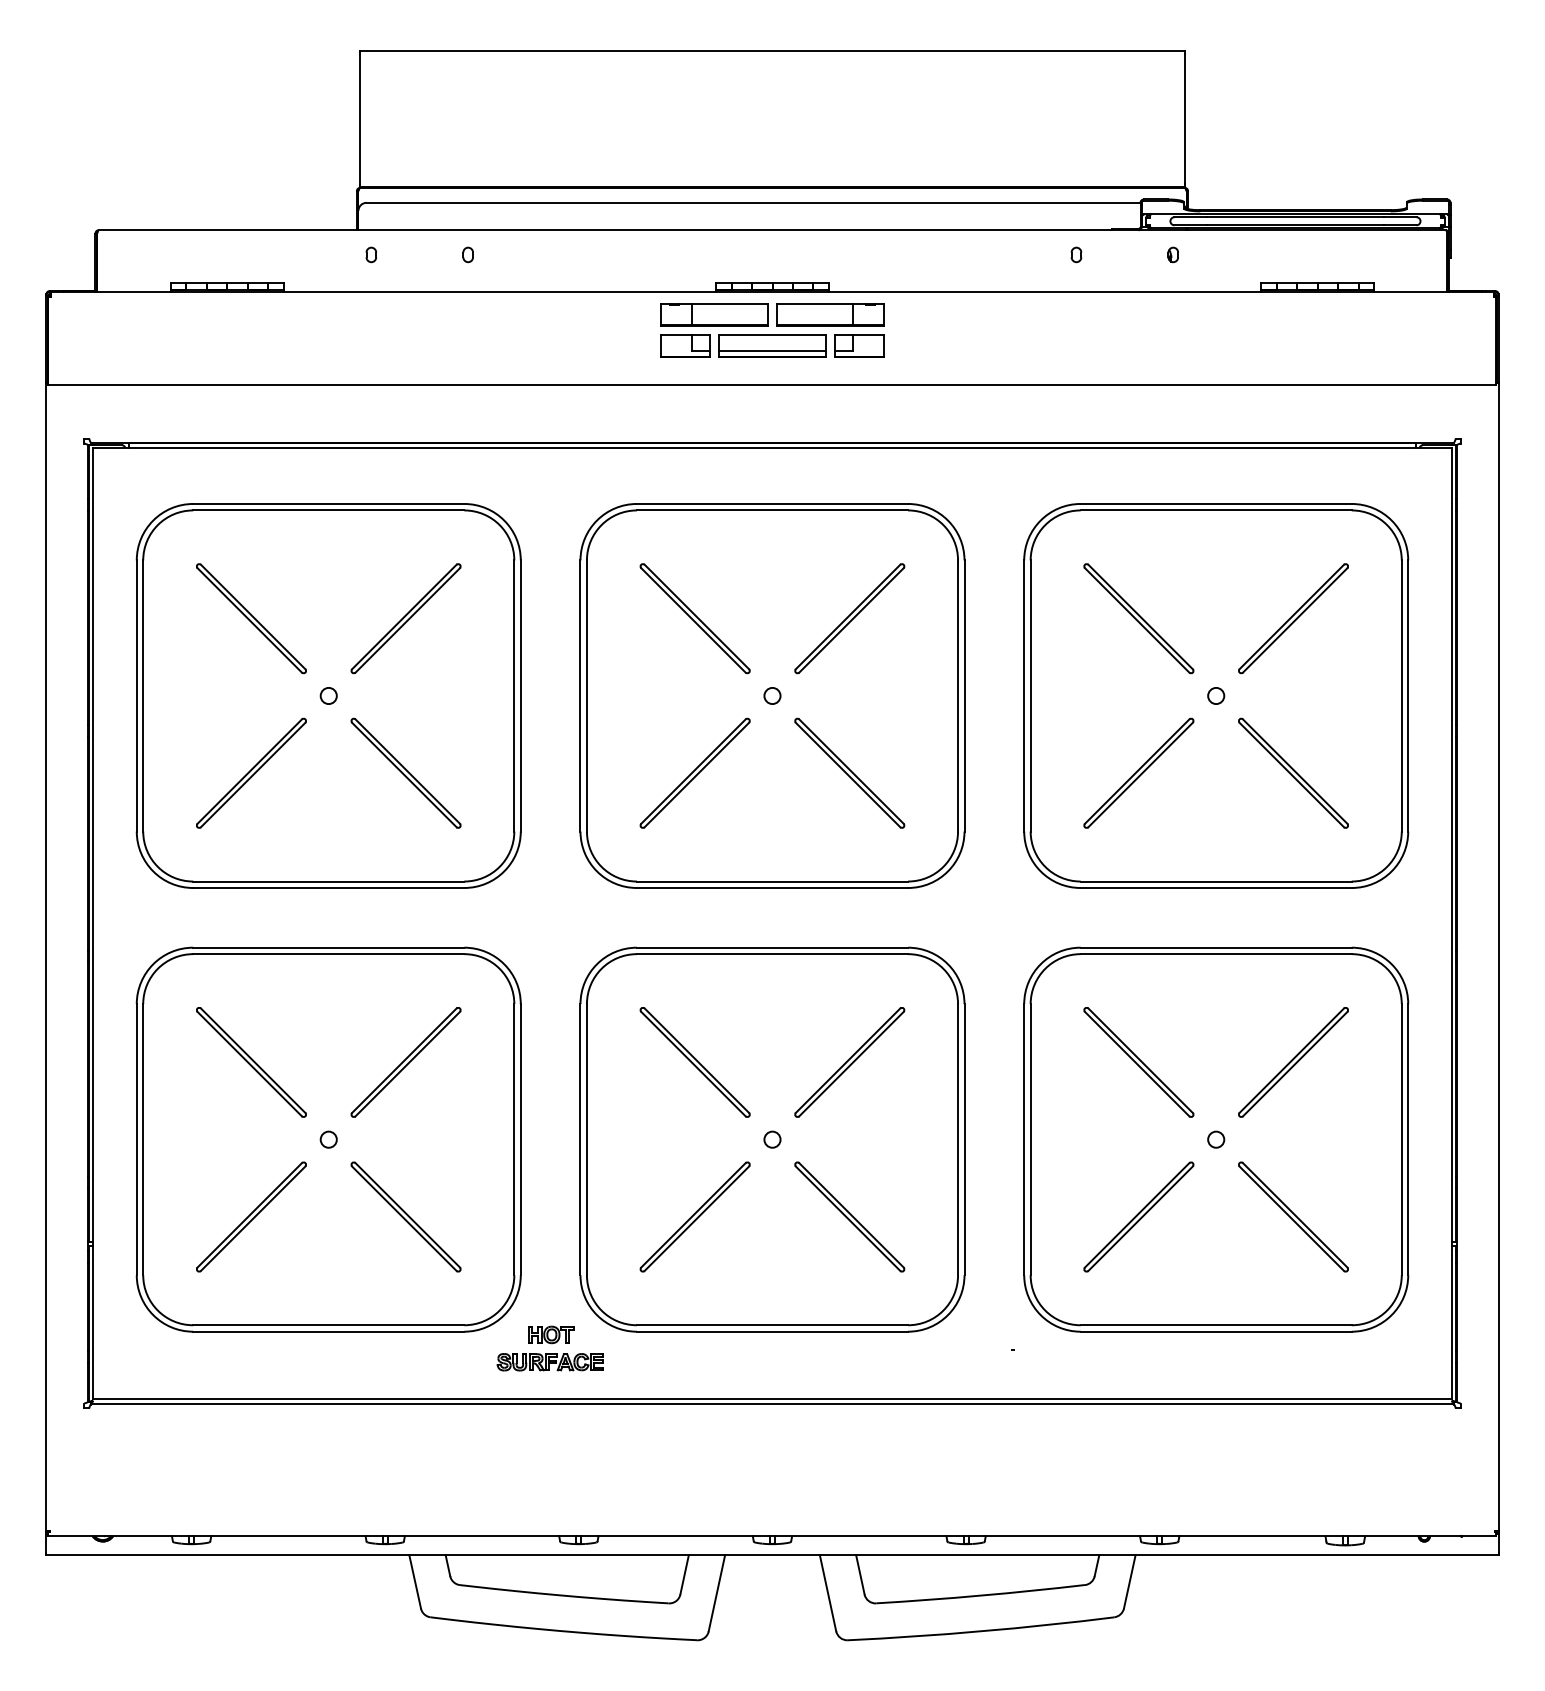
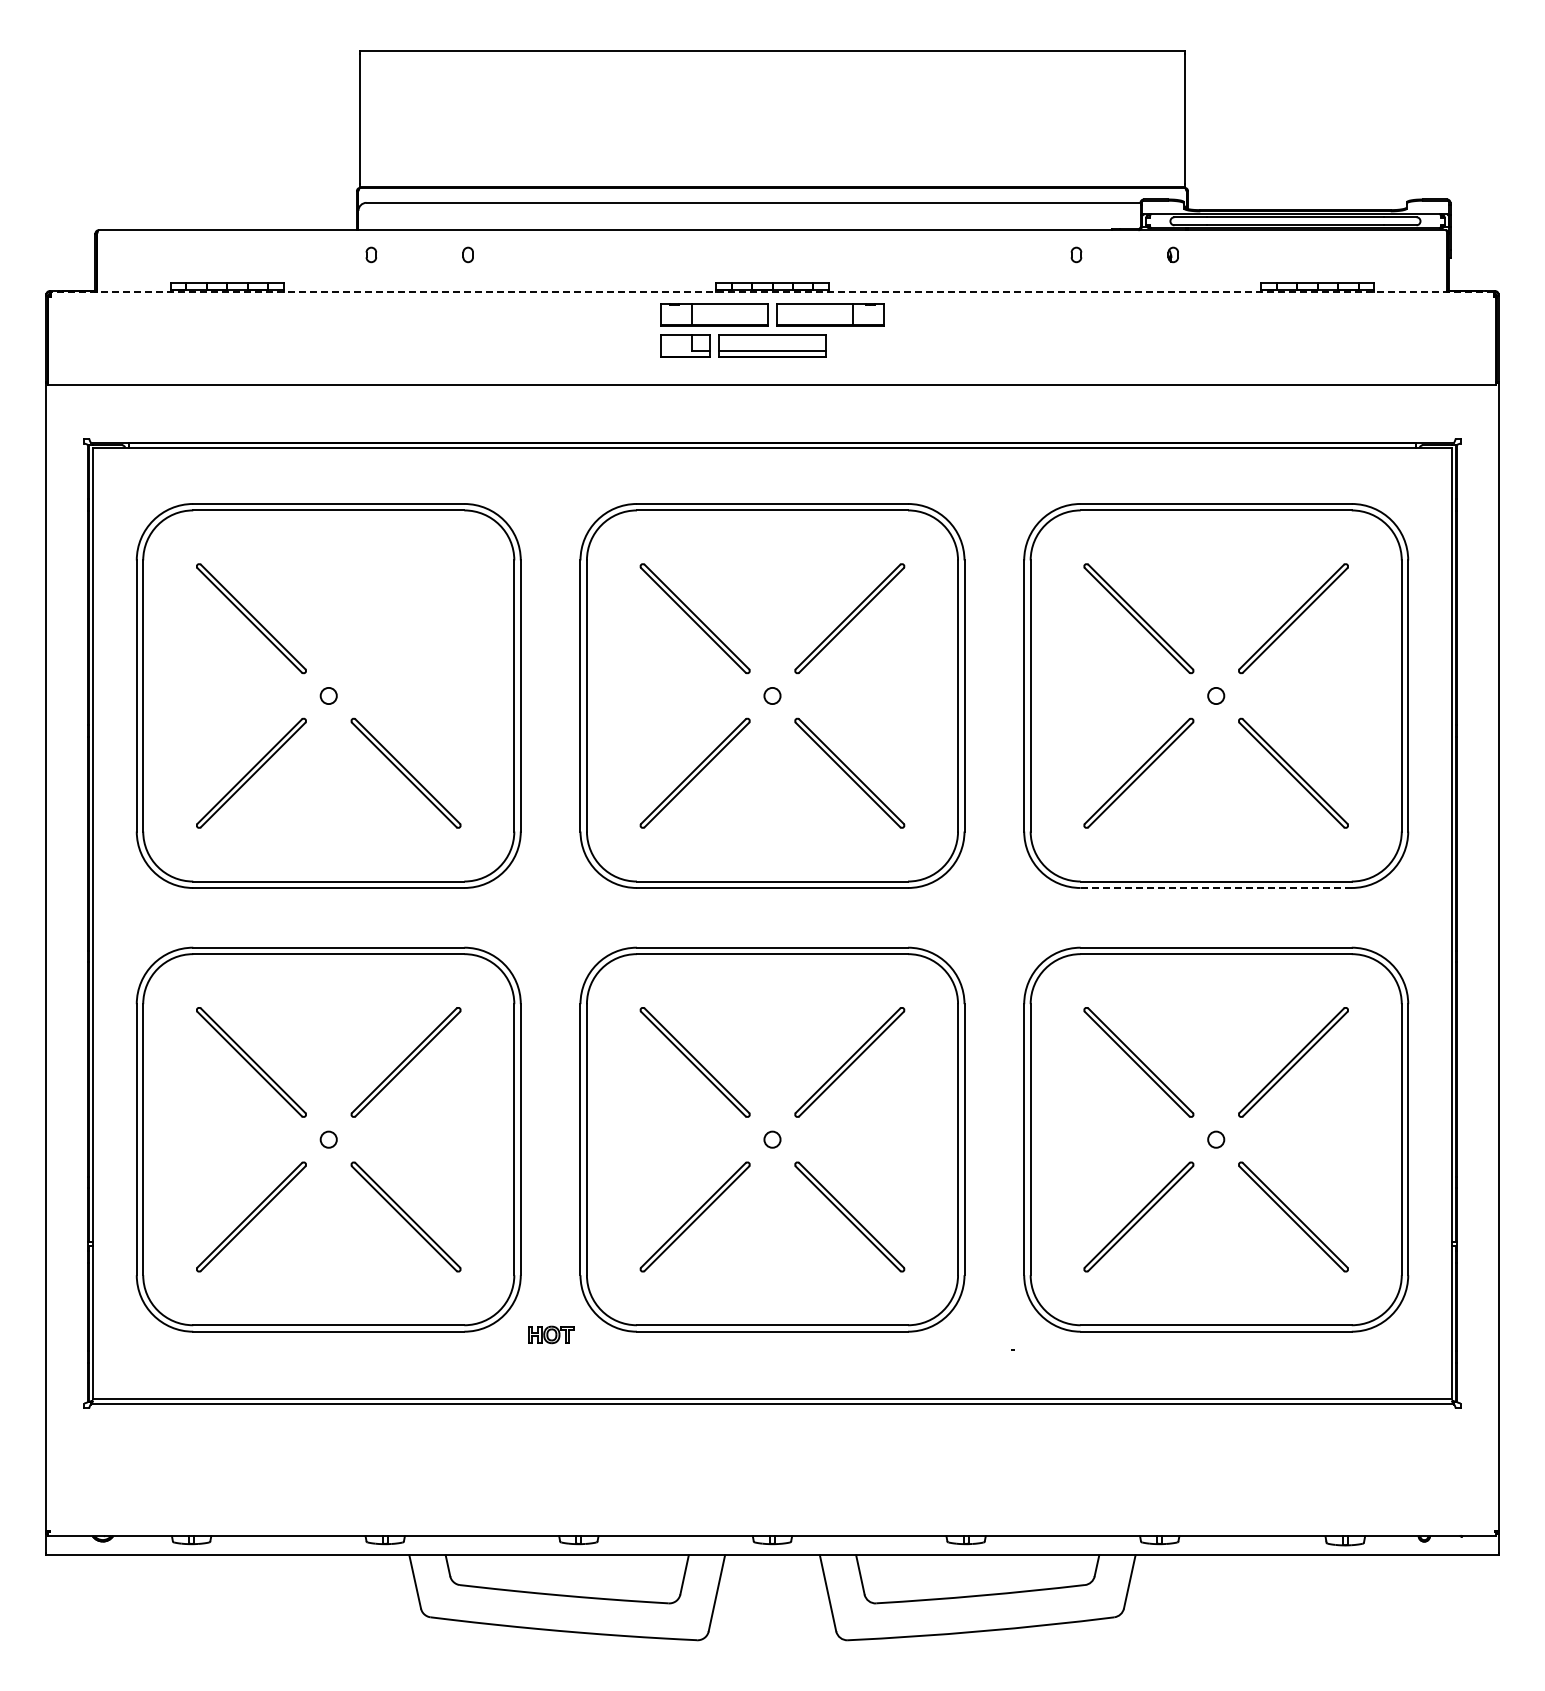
line: solid -> dashed (772, 291)
part: present -> none (859, 345)
part: present -> none (405, 618)
line: solid -> dashed (1216, 888)
part: present -> none (549, 1362)
